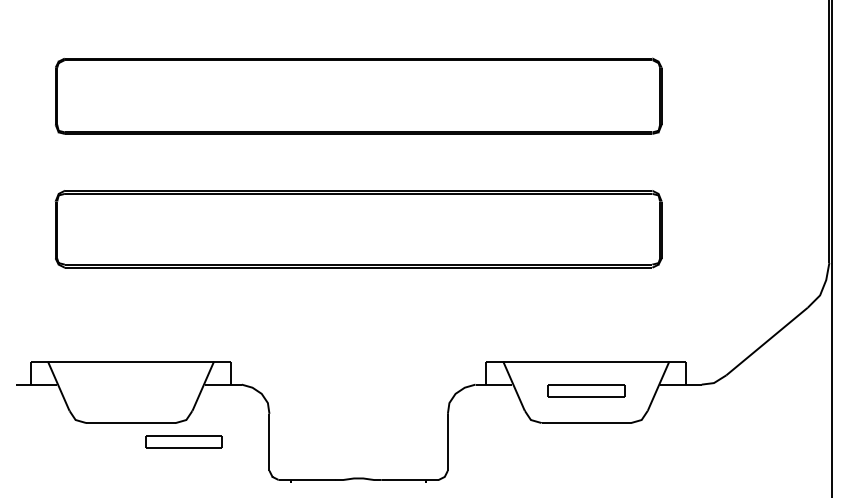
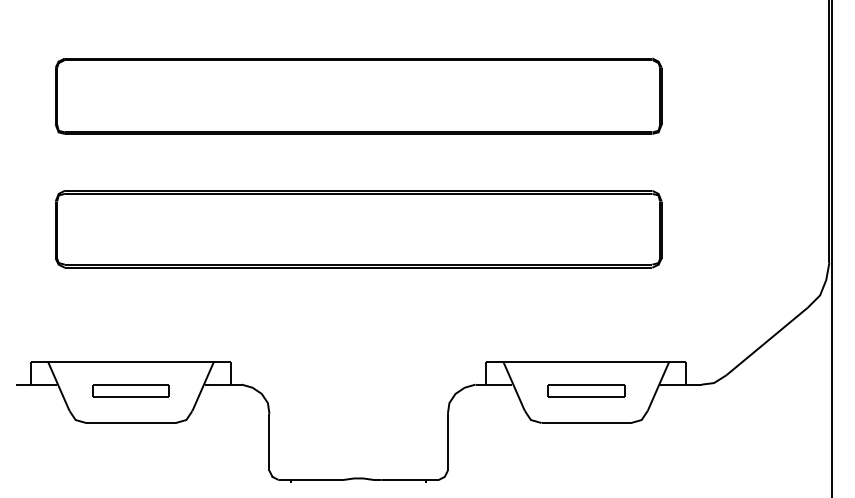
part position: (183, 441) -> (130, 390) (130, 390)
